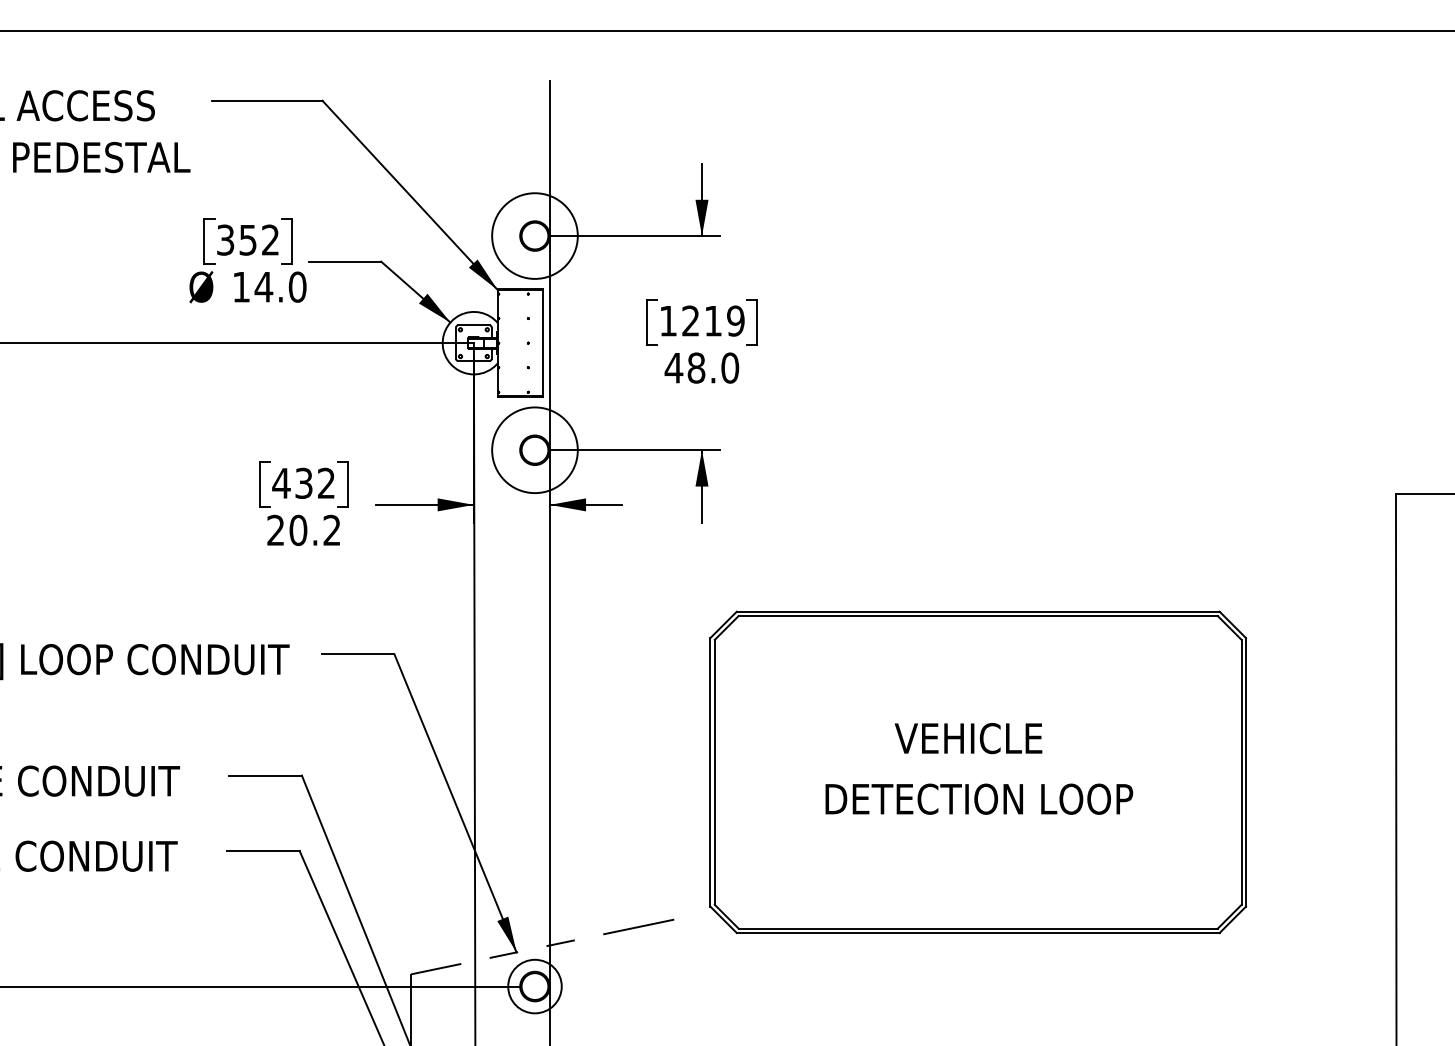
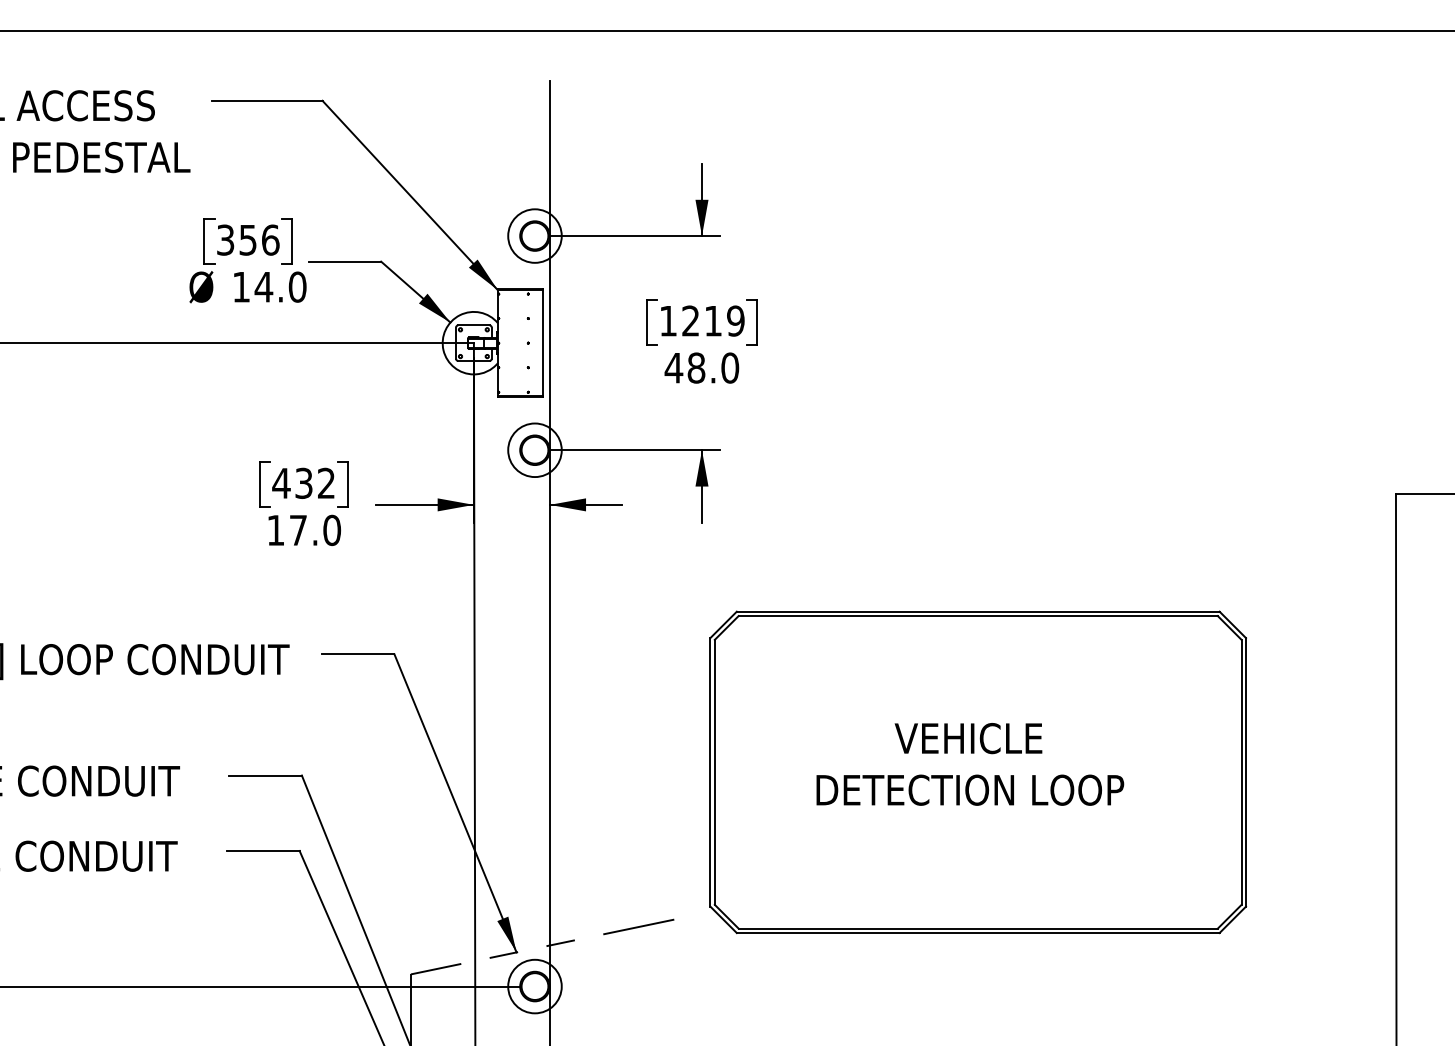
circle diameter: 86 px -> 54 px (534, 235)
text: 352 -> 356 (270, 239)
circle diameter: 86 px -> 54 px (534, 450)
text: 20.2 -> 17.0 (304, 530)
text position: (979, 798) -> (970, 789) (970, 789)
